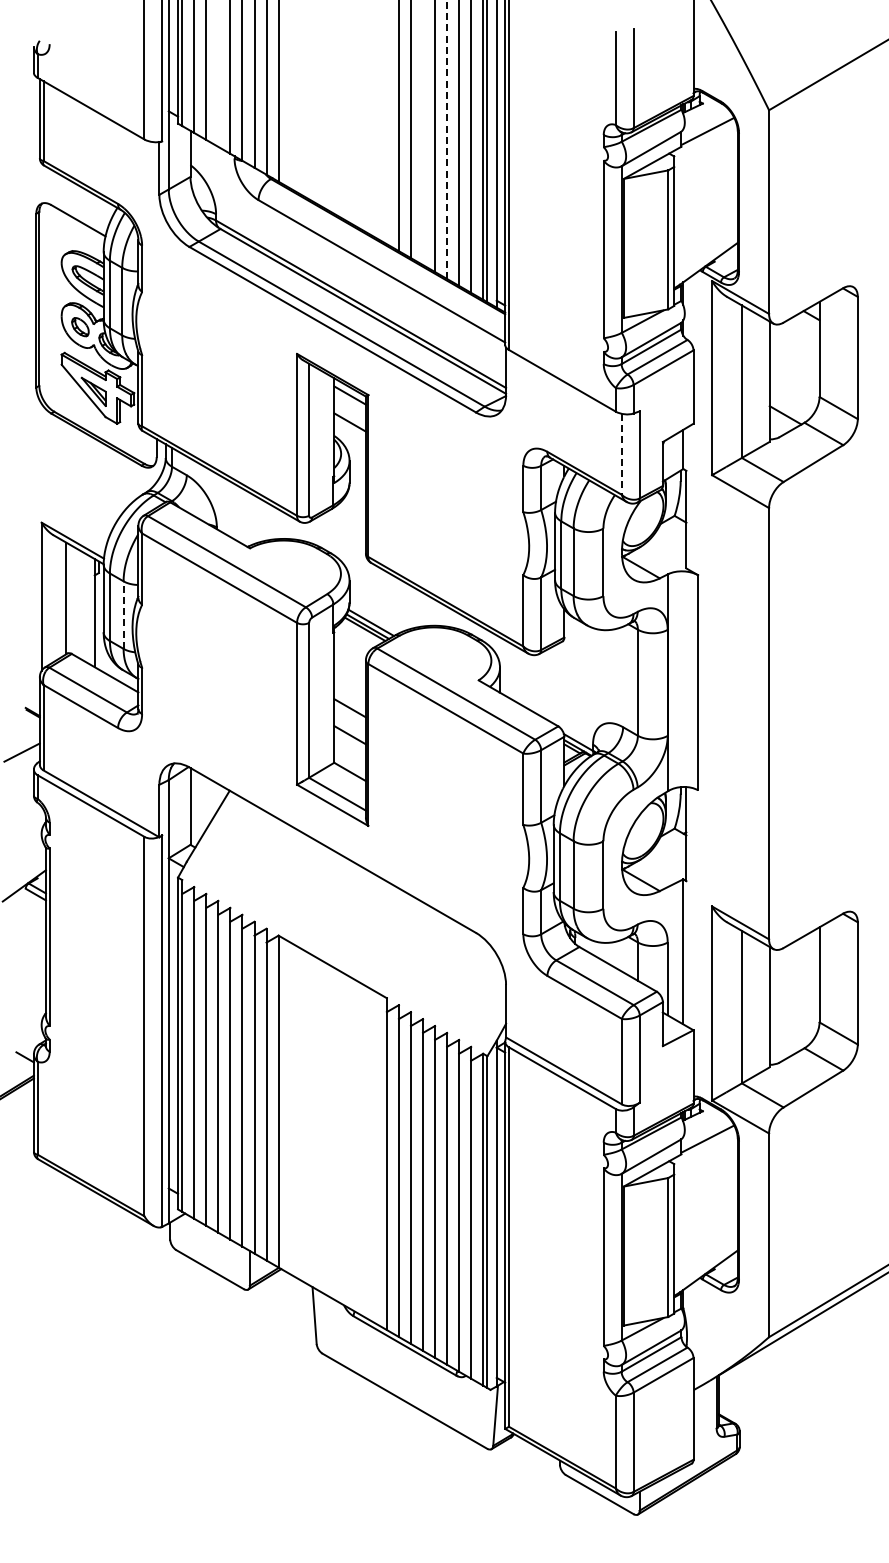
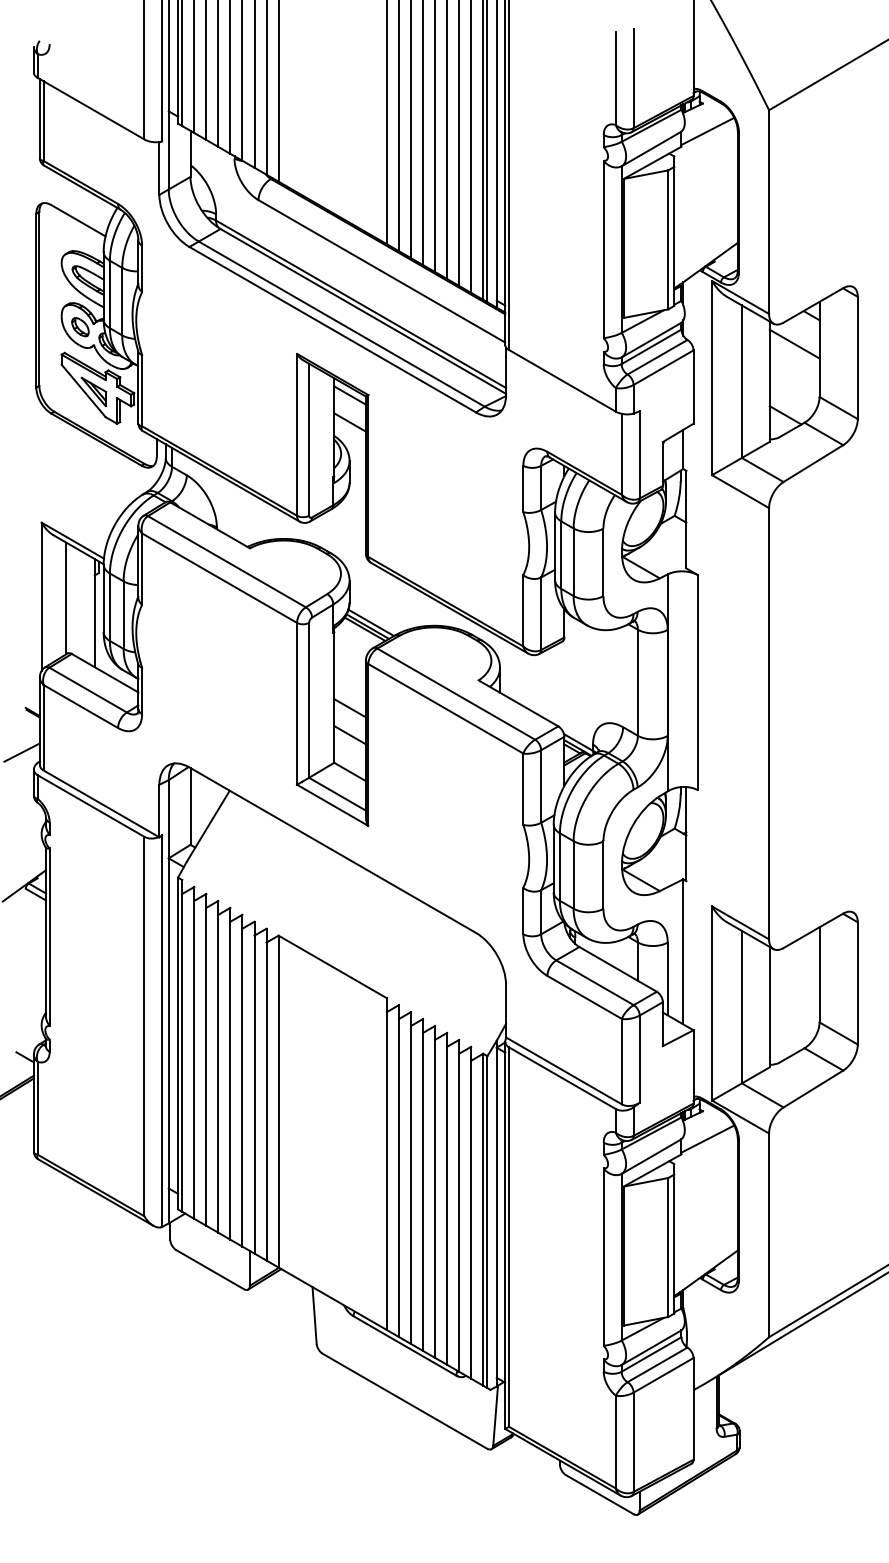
line: none -> present (218, 74)
line: none -> present (386, 123)
line: none -> present (423, 133)
line: dashed -> solid (447, 139)
line: none -> present (794, 343)
line: dashed -> solid (621, 454)
line: dashed -> solid (123, 615)
